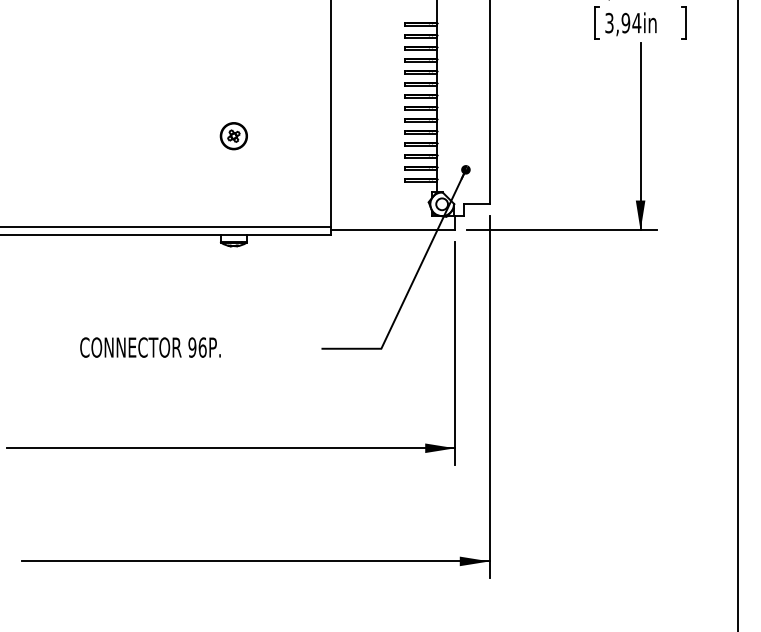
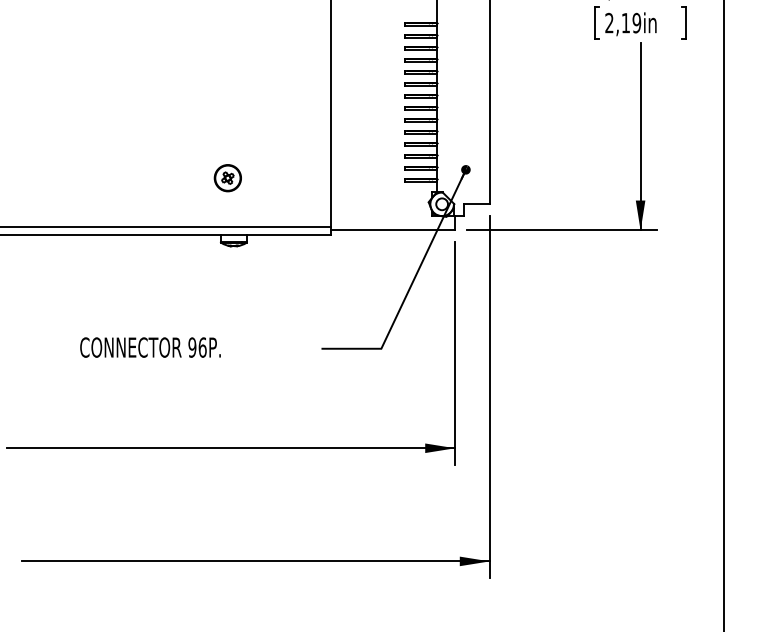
text: 3,94in -> 2,19in (623, 22)
part position: (233, 136) -> (227, 178) (227, 178)
line position: (738, 315) -> (724, 315) (724, 315)
